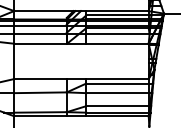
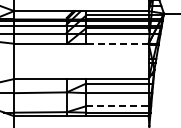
line: solid -> dashed (117, 43)
line: solid -> dashed (118, 106)
